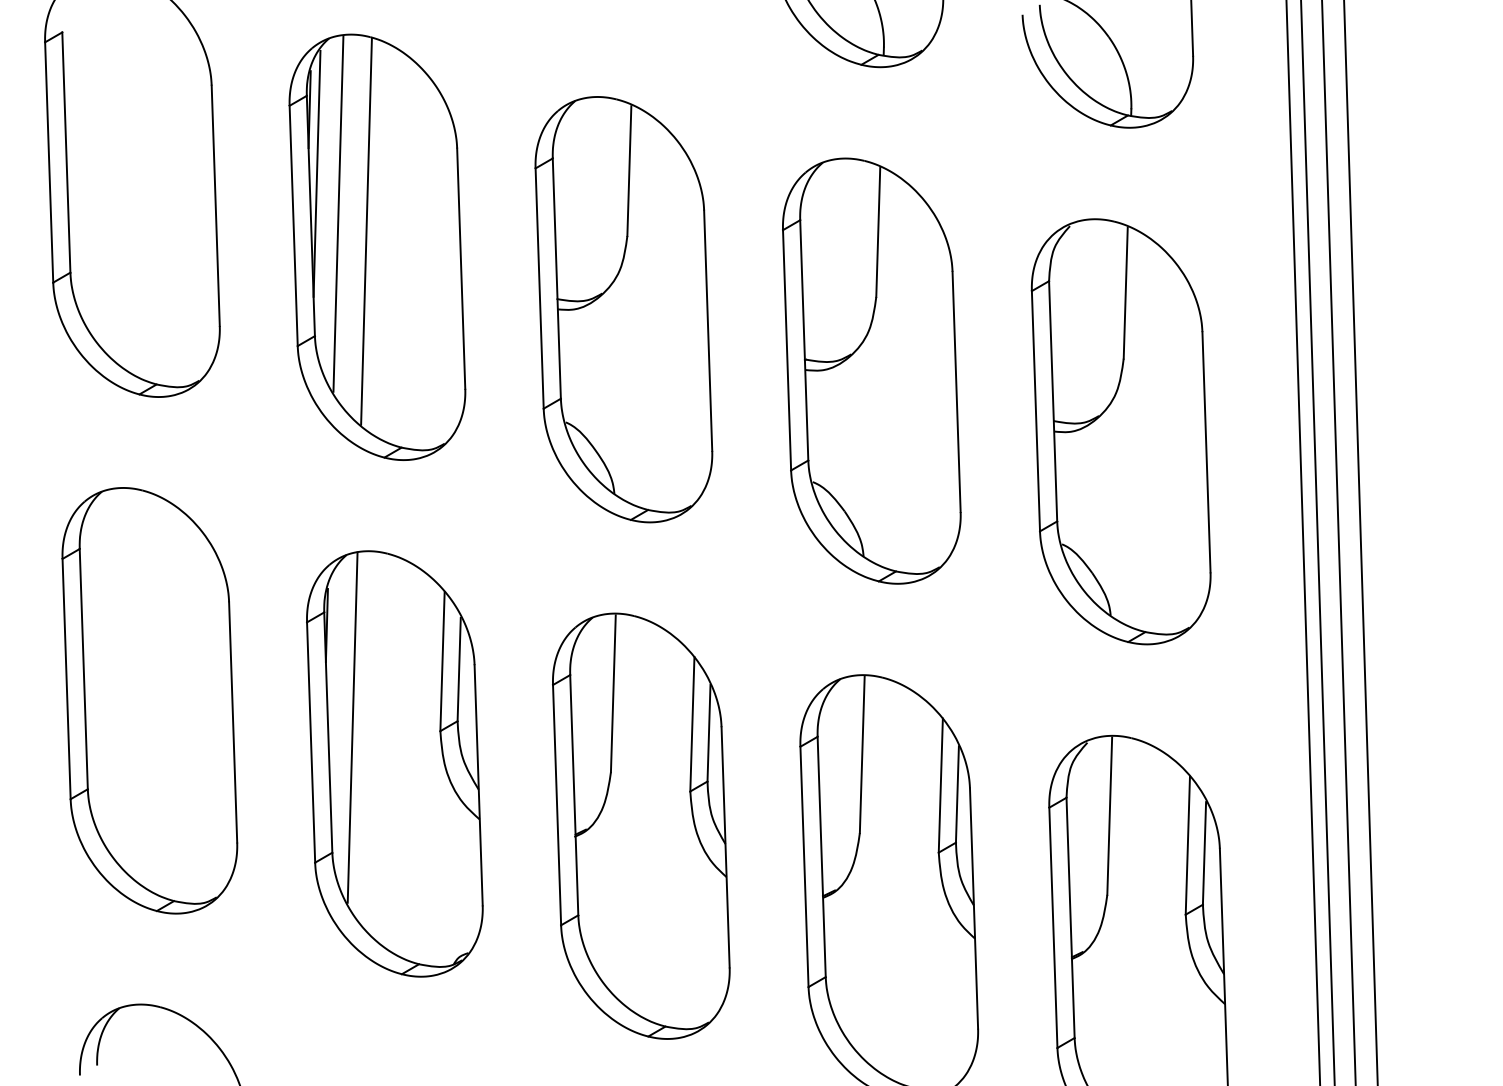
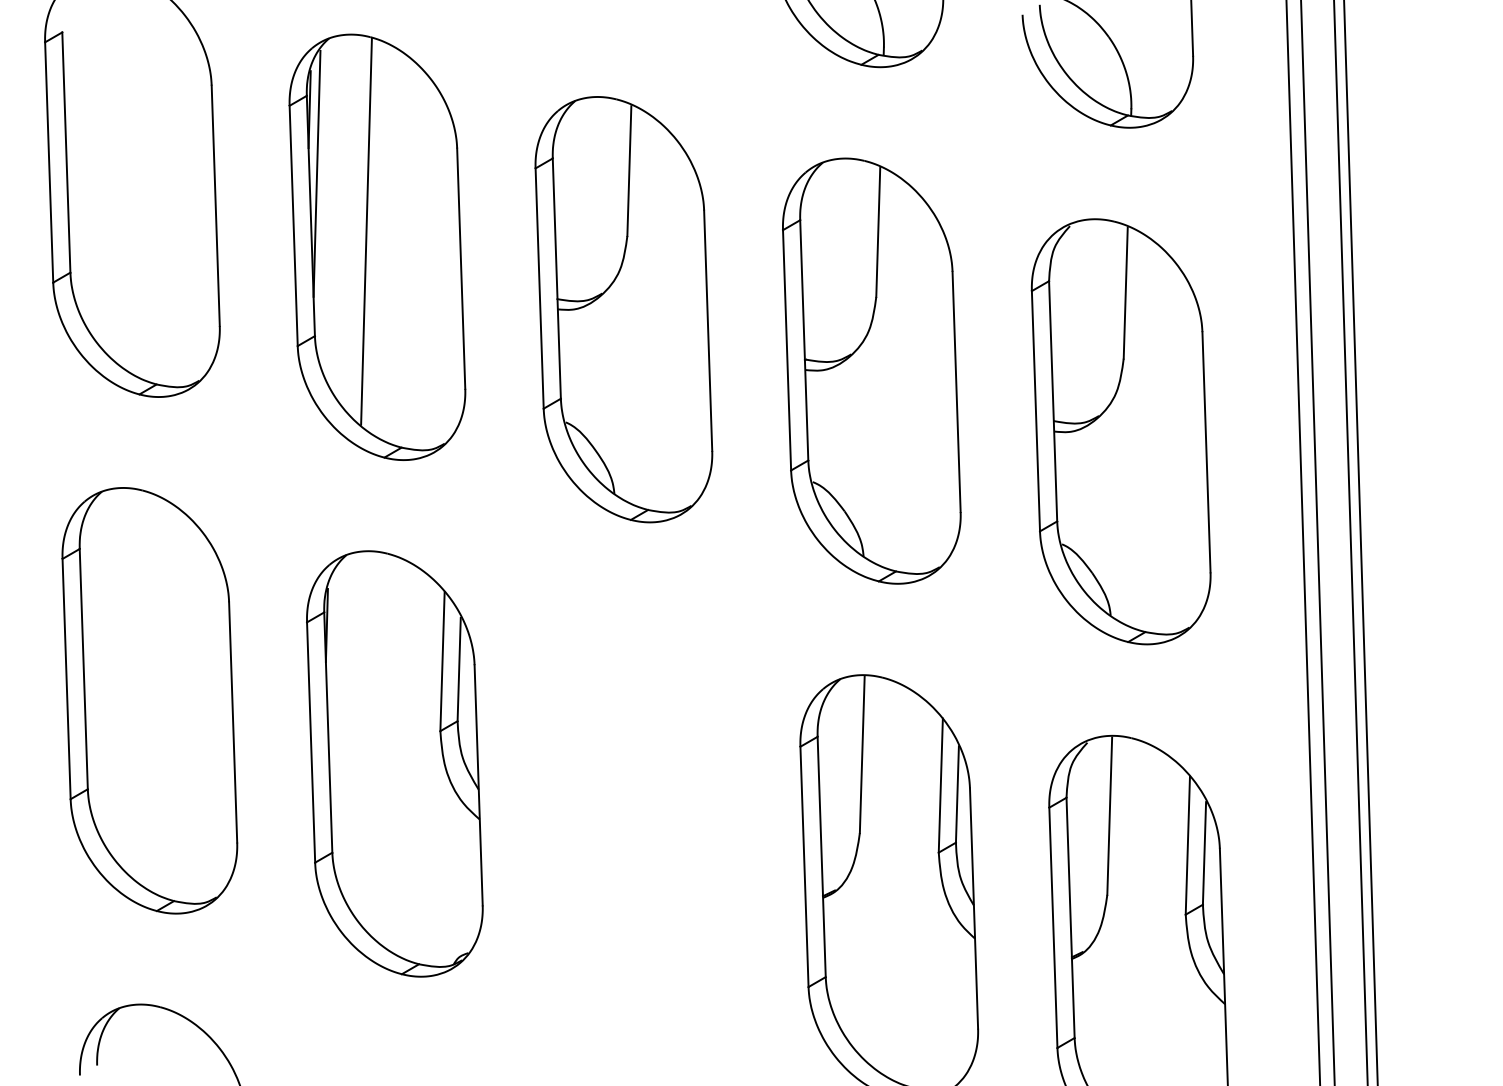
line: present -> none (338, 213)
line position: (1338, 542) -> (1350, 542) (1350, 542)
line: present -> none (352, 727)
part: present -> none (641, 825)
